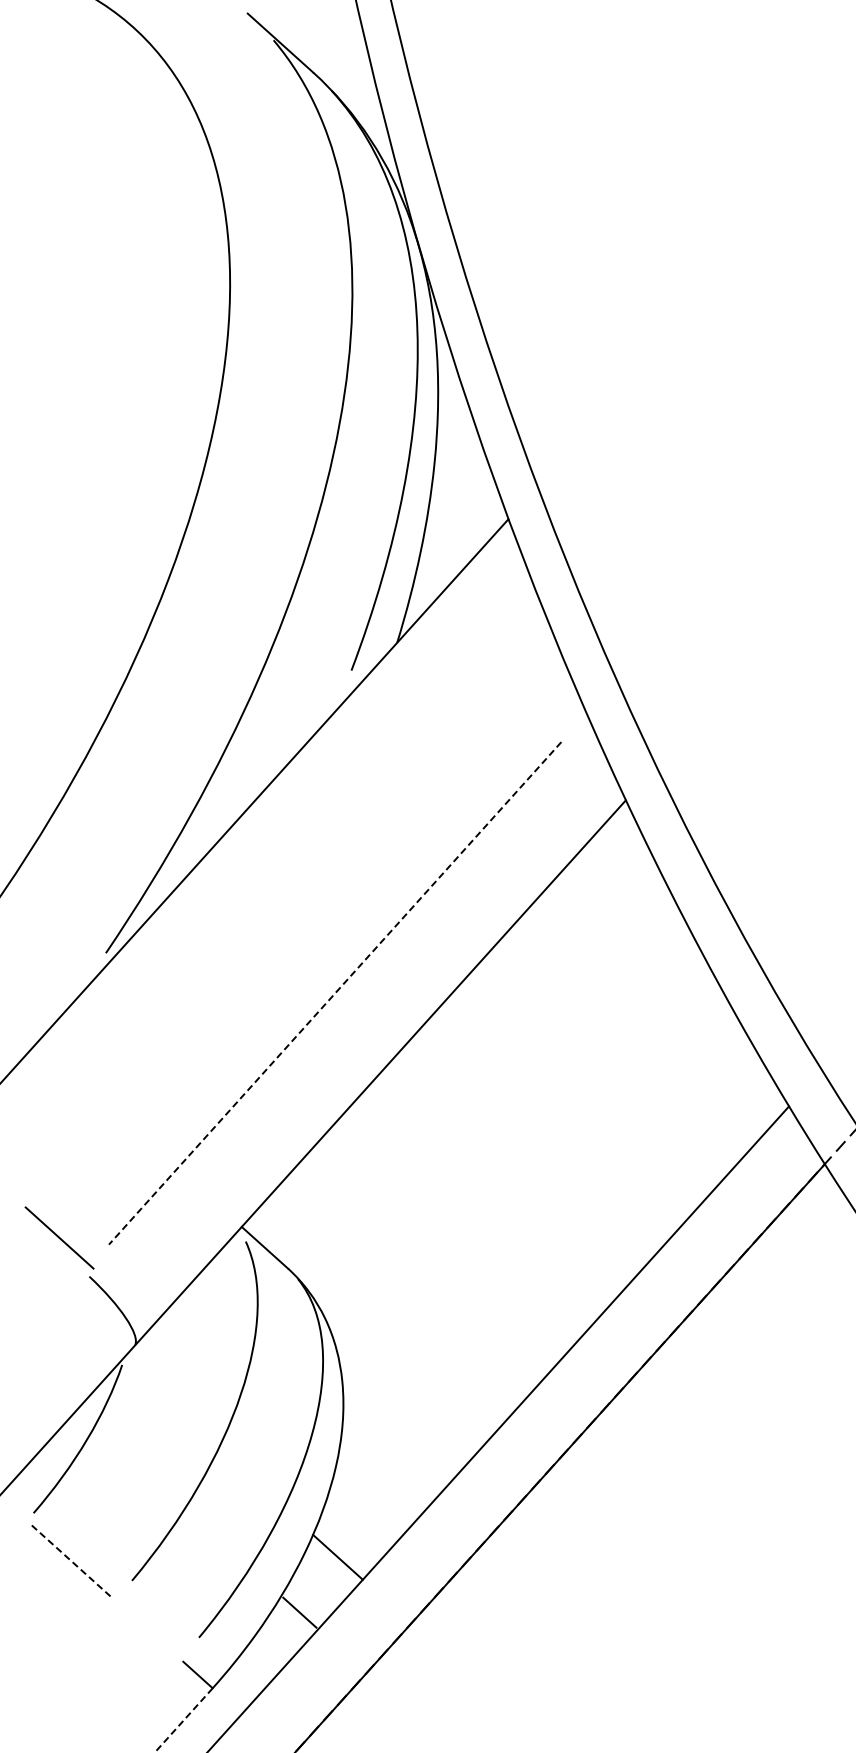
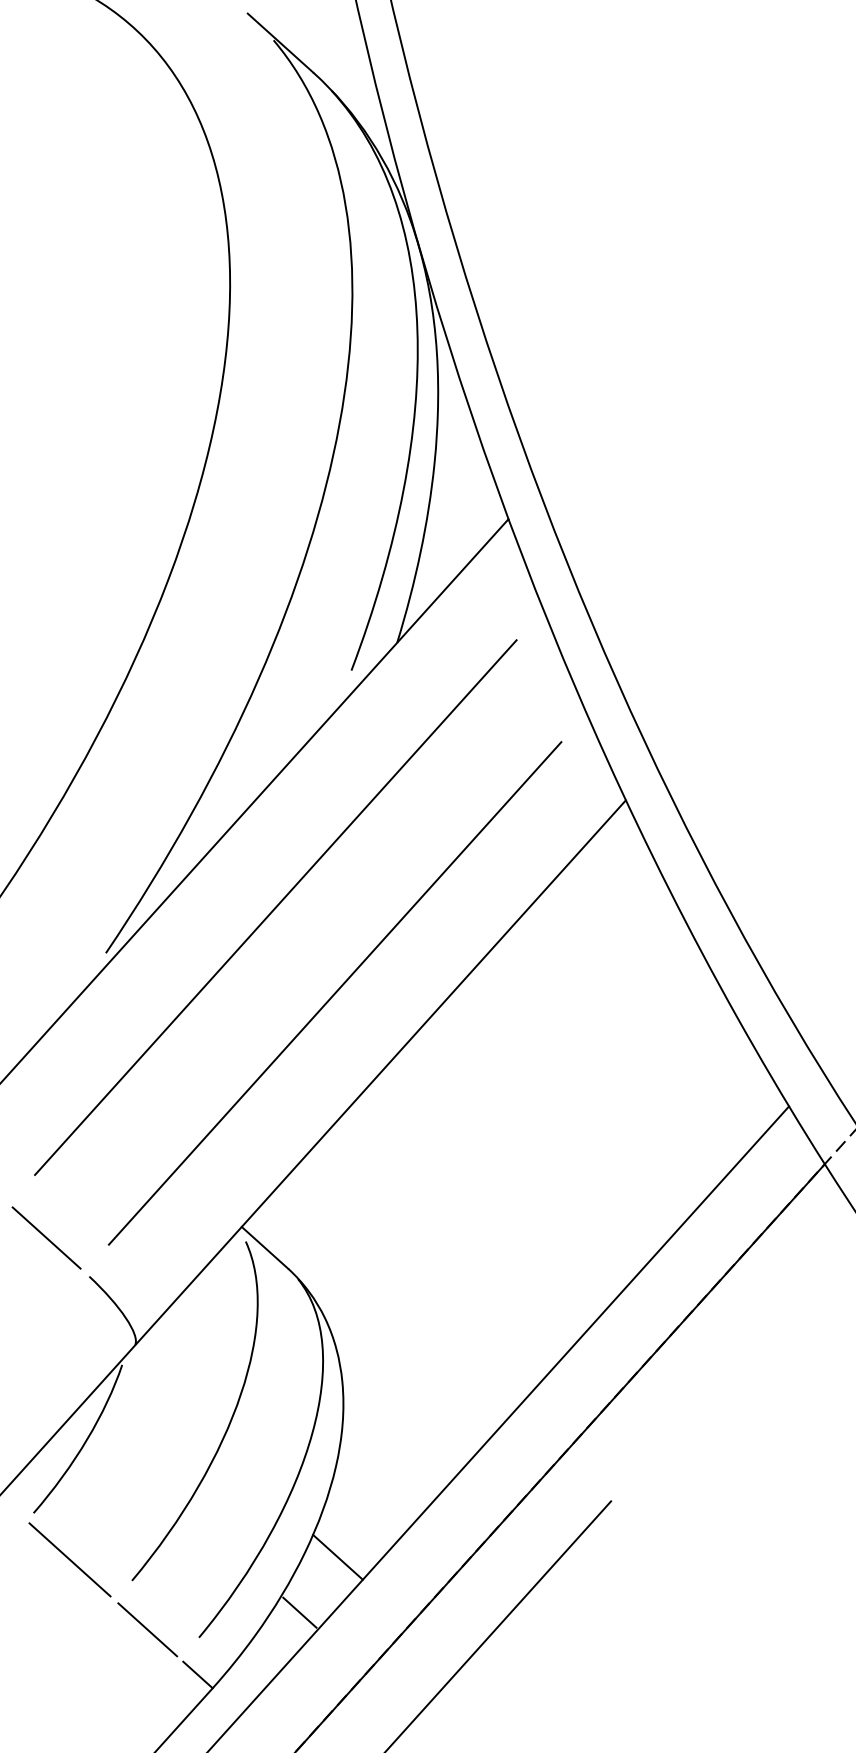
line: none -> present (275, 907)
line: dashed -> solid (334, 993)
line position: (59, 1237) -> (46, 1237) (46, 1237)
line: dashed -> solid (70, 1559)
line: none -> present (499, 1625)
line: none -> present (147, 1629)
line: dashed -> solid (183, 1720)
